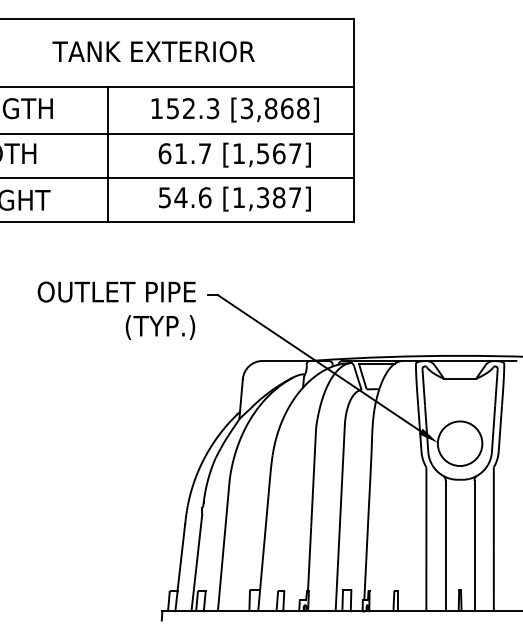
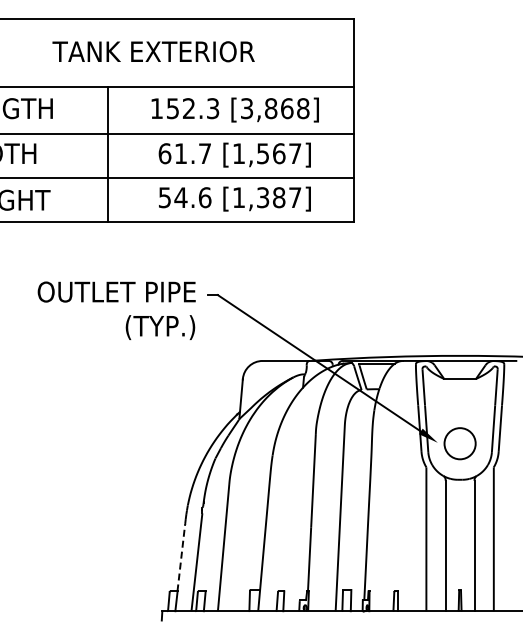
circle diameter: 45 px -> 31 px (459, 443)
line: solid -> dashed (181, 557)
